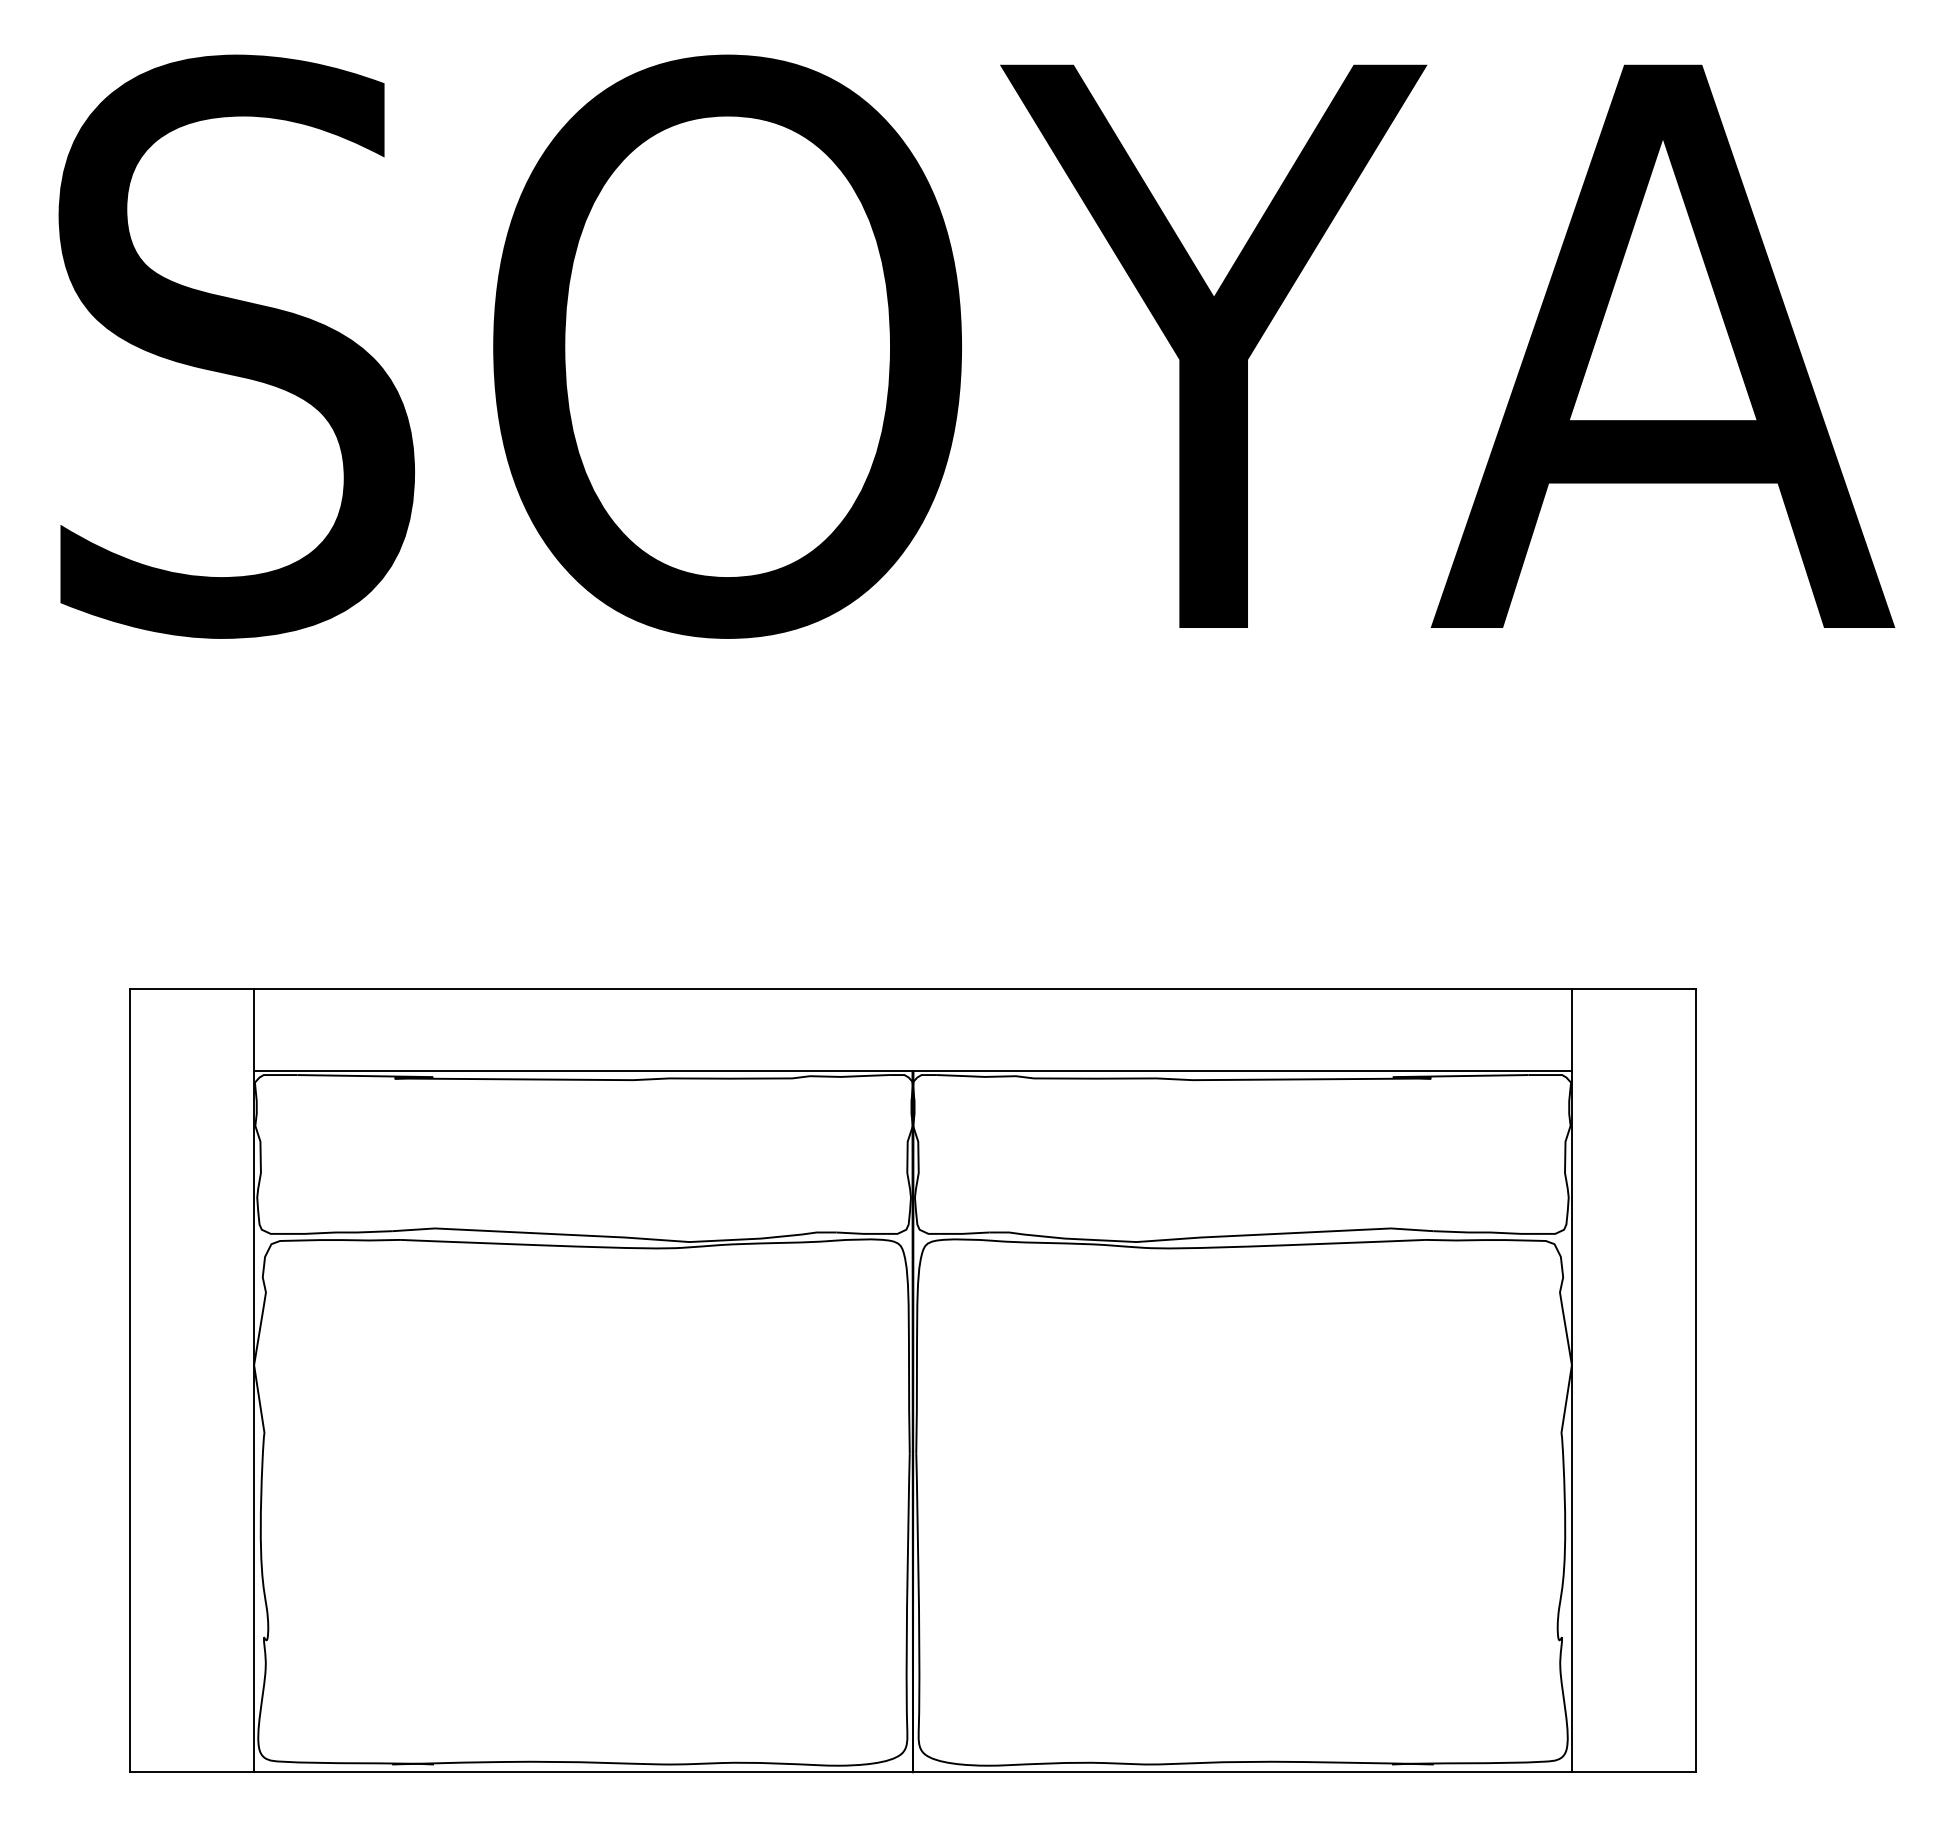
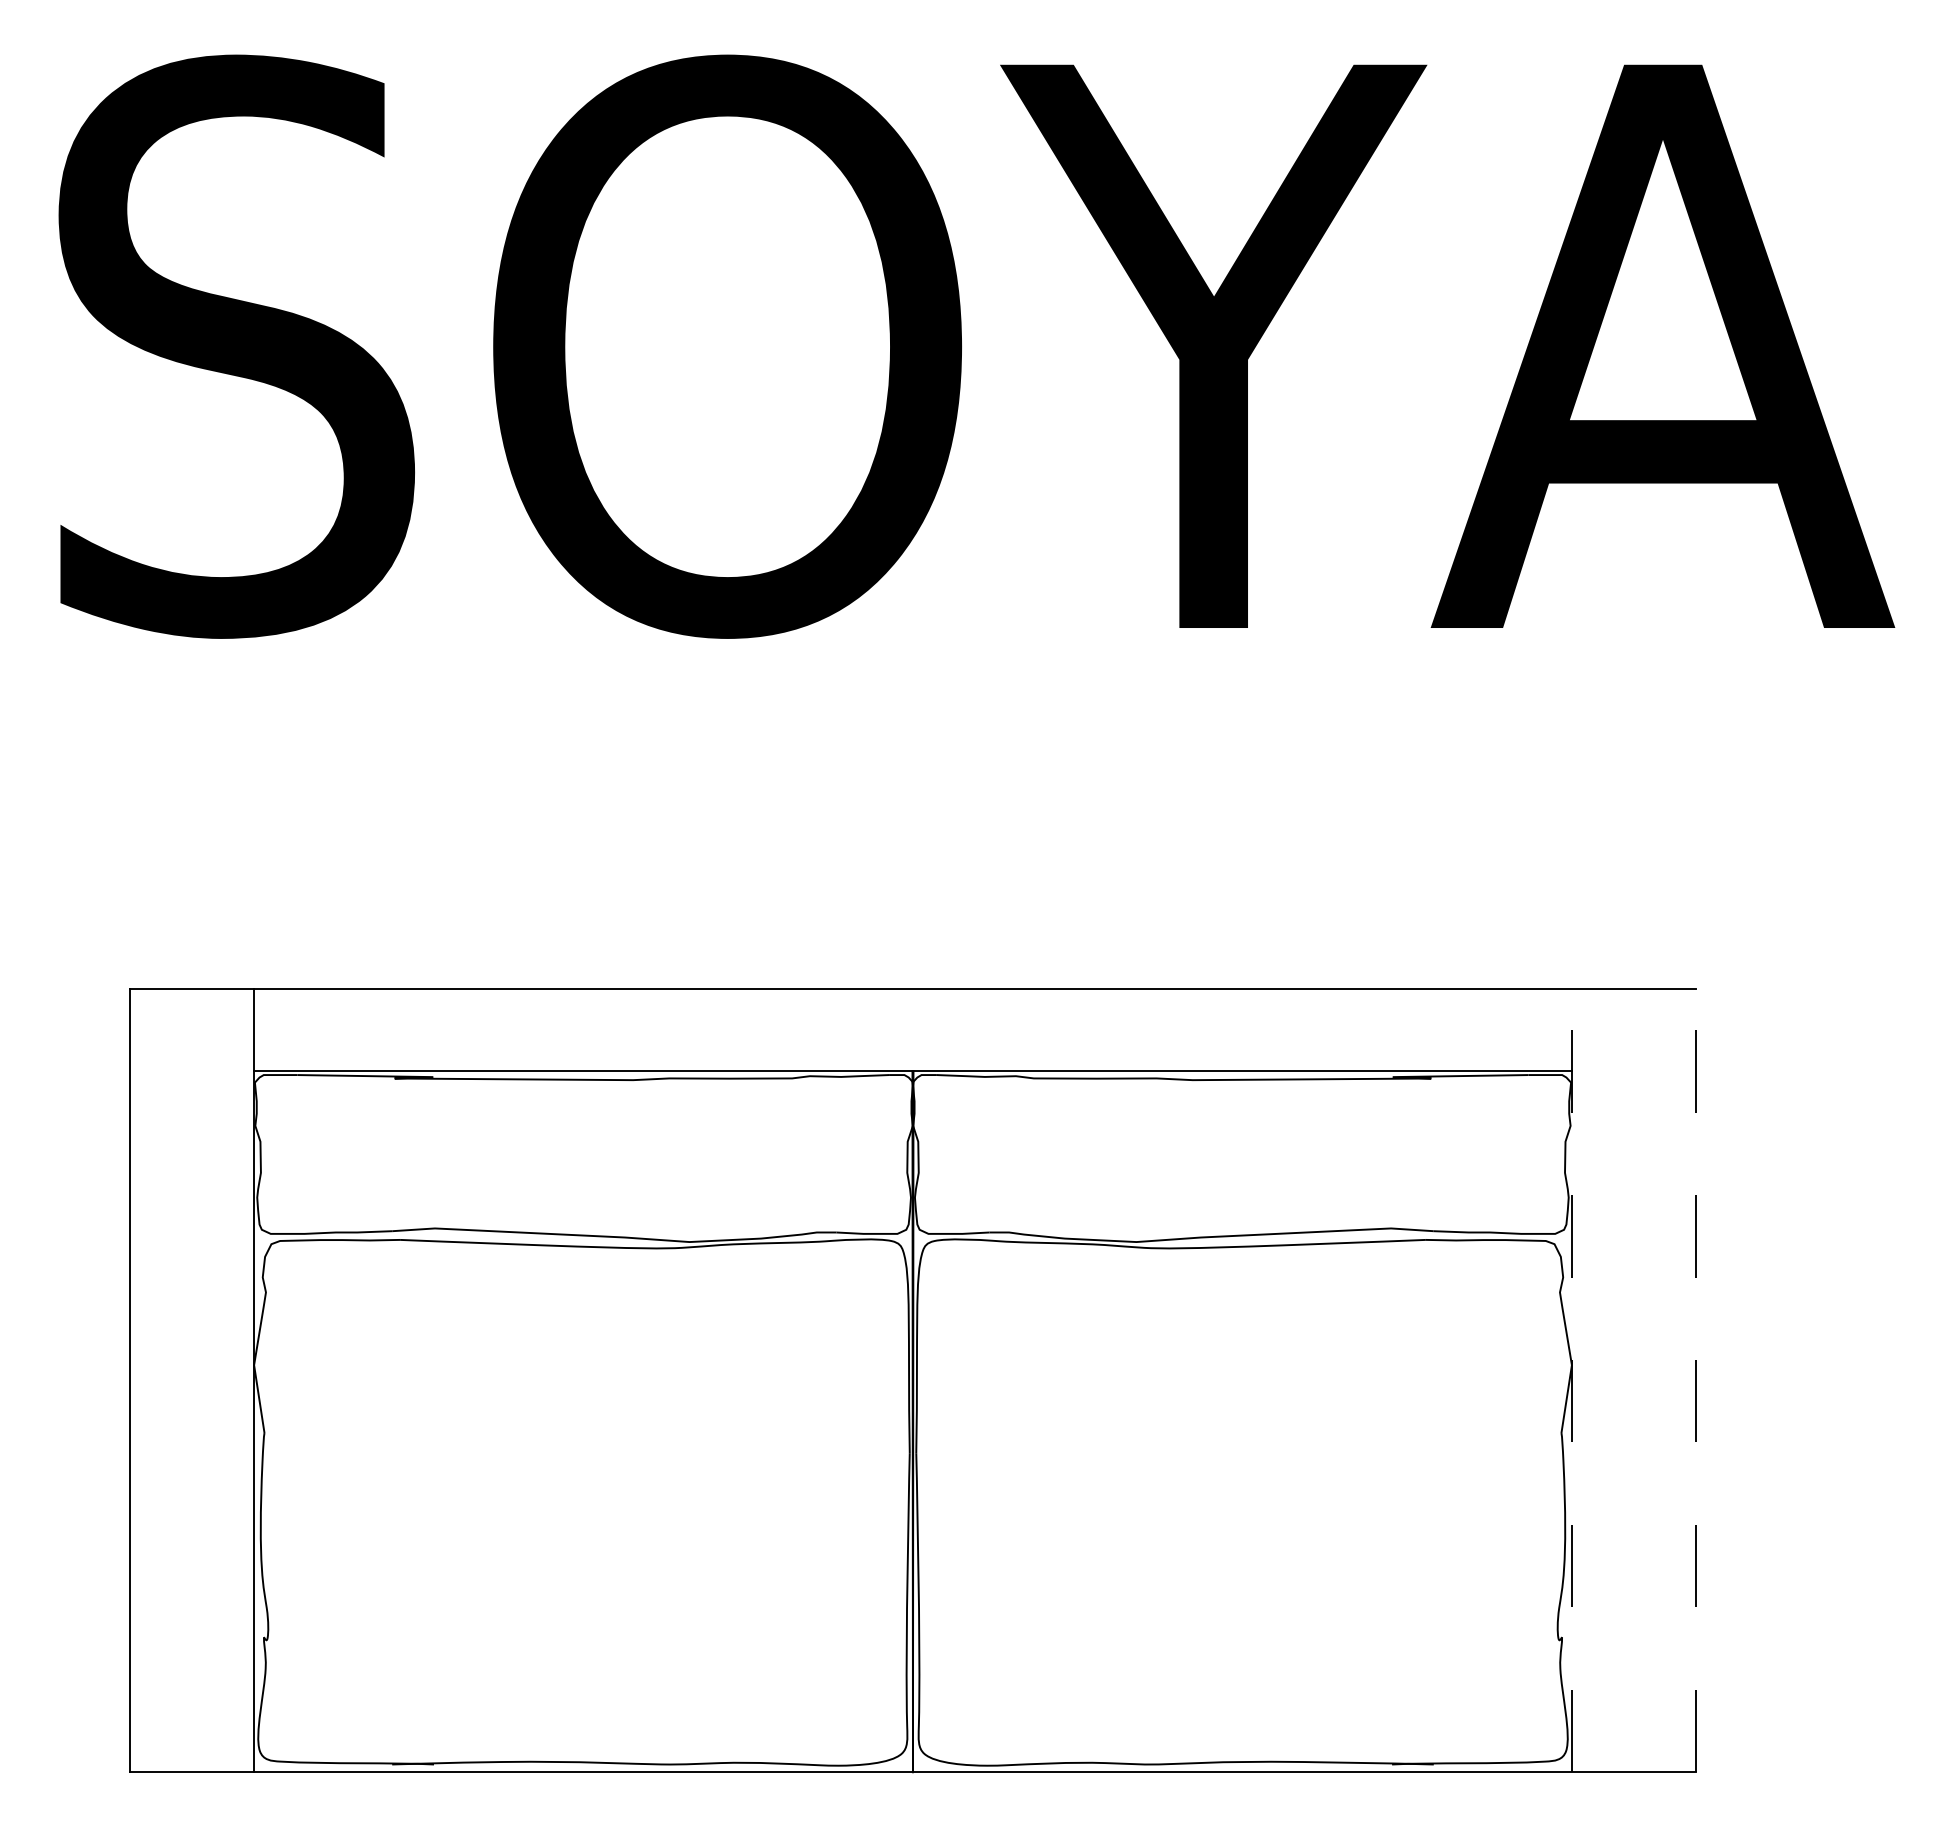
line: solid -> dashed (1572, 1380)
line: solid -> dashed (1696, 1380)
